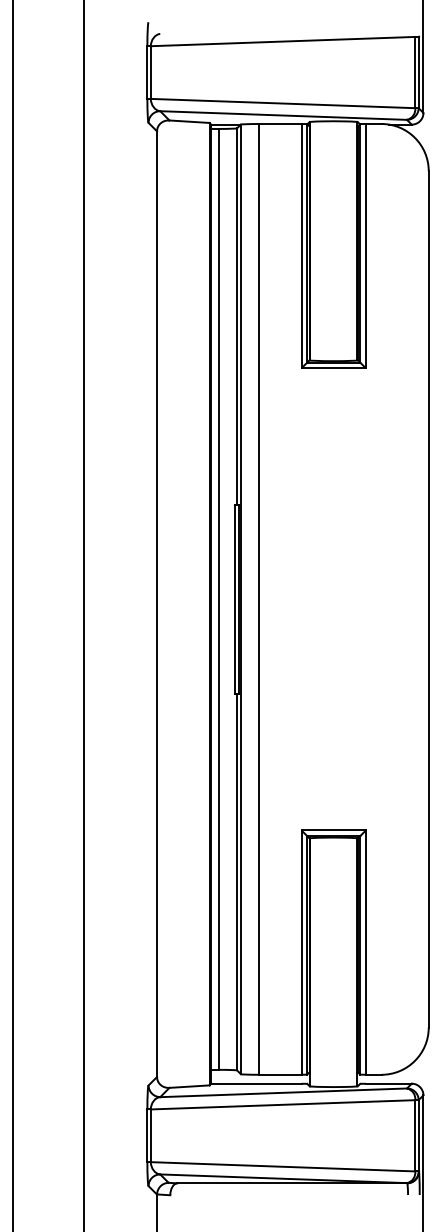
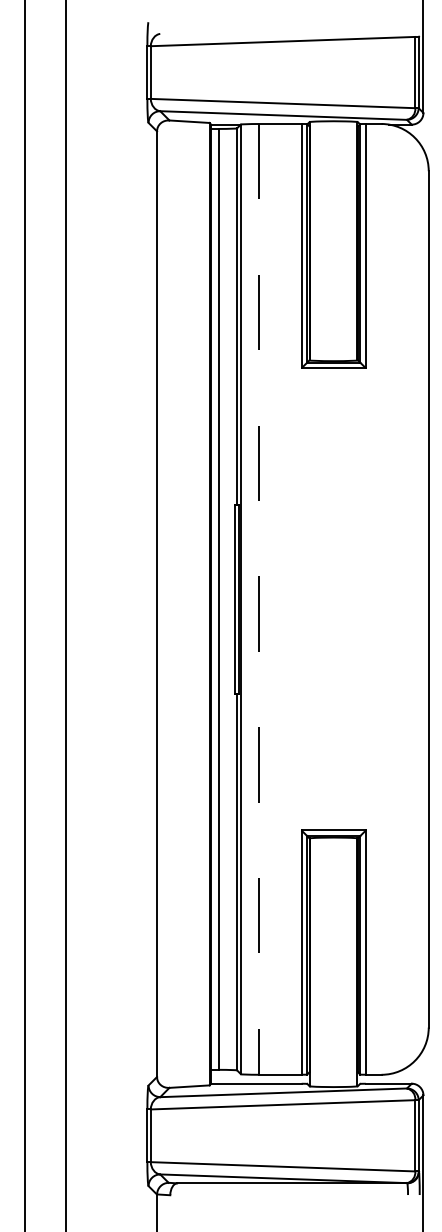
line: solid -> dashed (258, 599)
line position: (13, 615) -> (25, 615) (25, 615)
line position: (83, 615) -> (65, 615) (65, 615)
